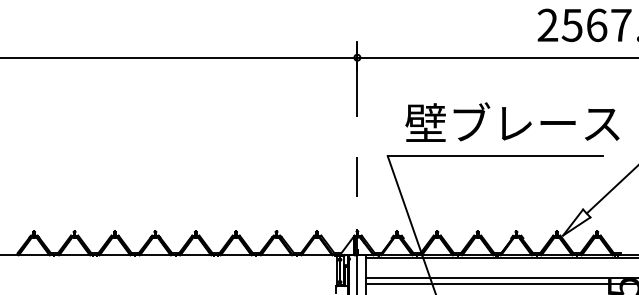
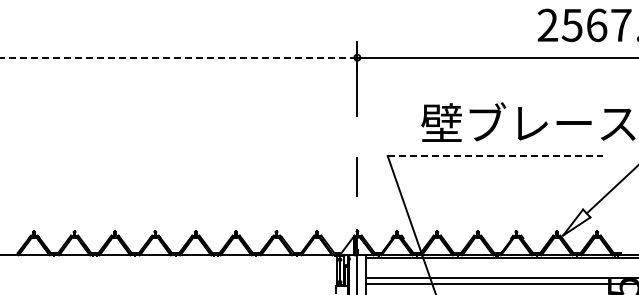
line: solid -> dashed (178, 57)
text position: (512, 121) -> (528, 121) (528, 121)
line: solid -> dashed (495, 156)
